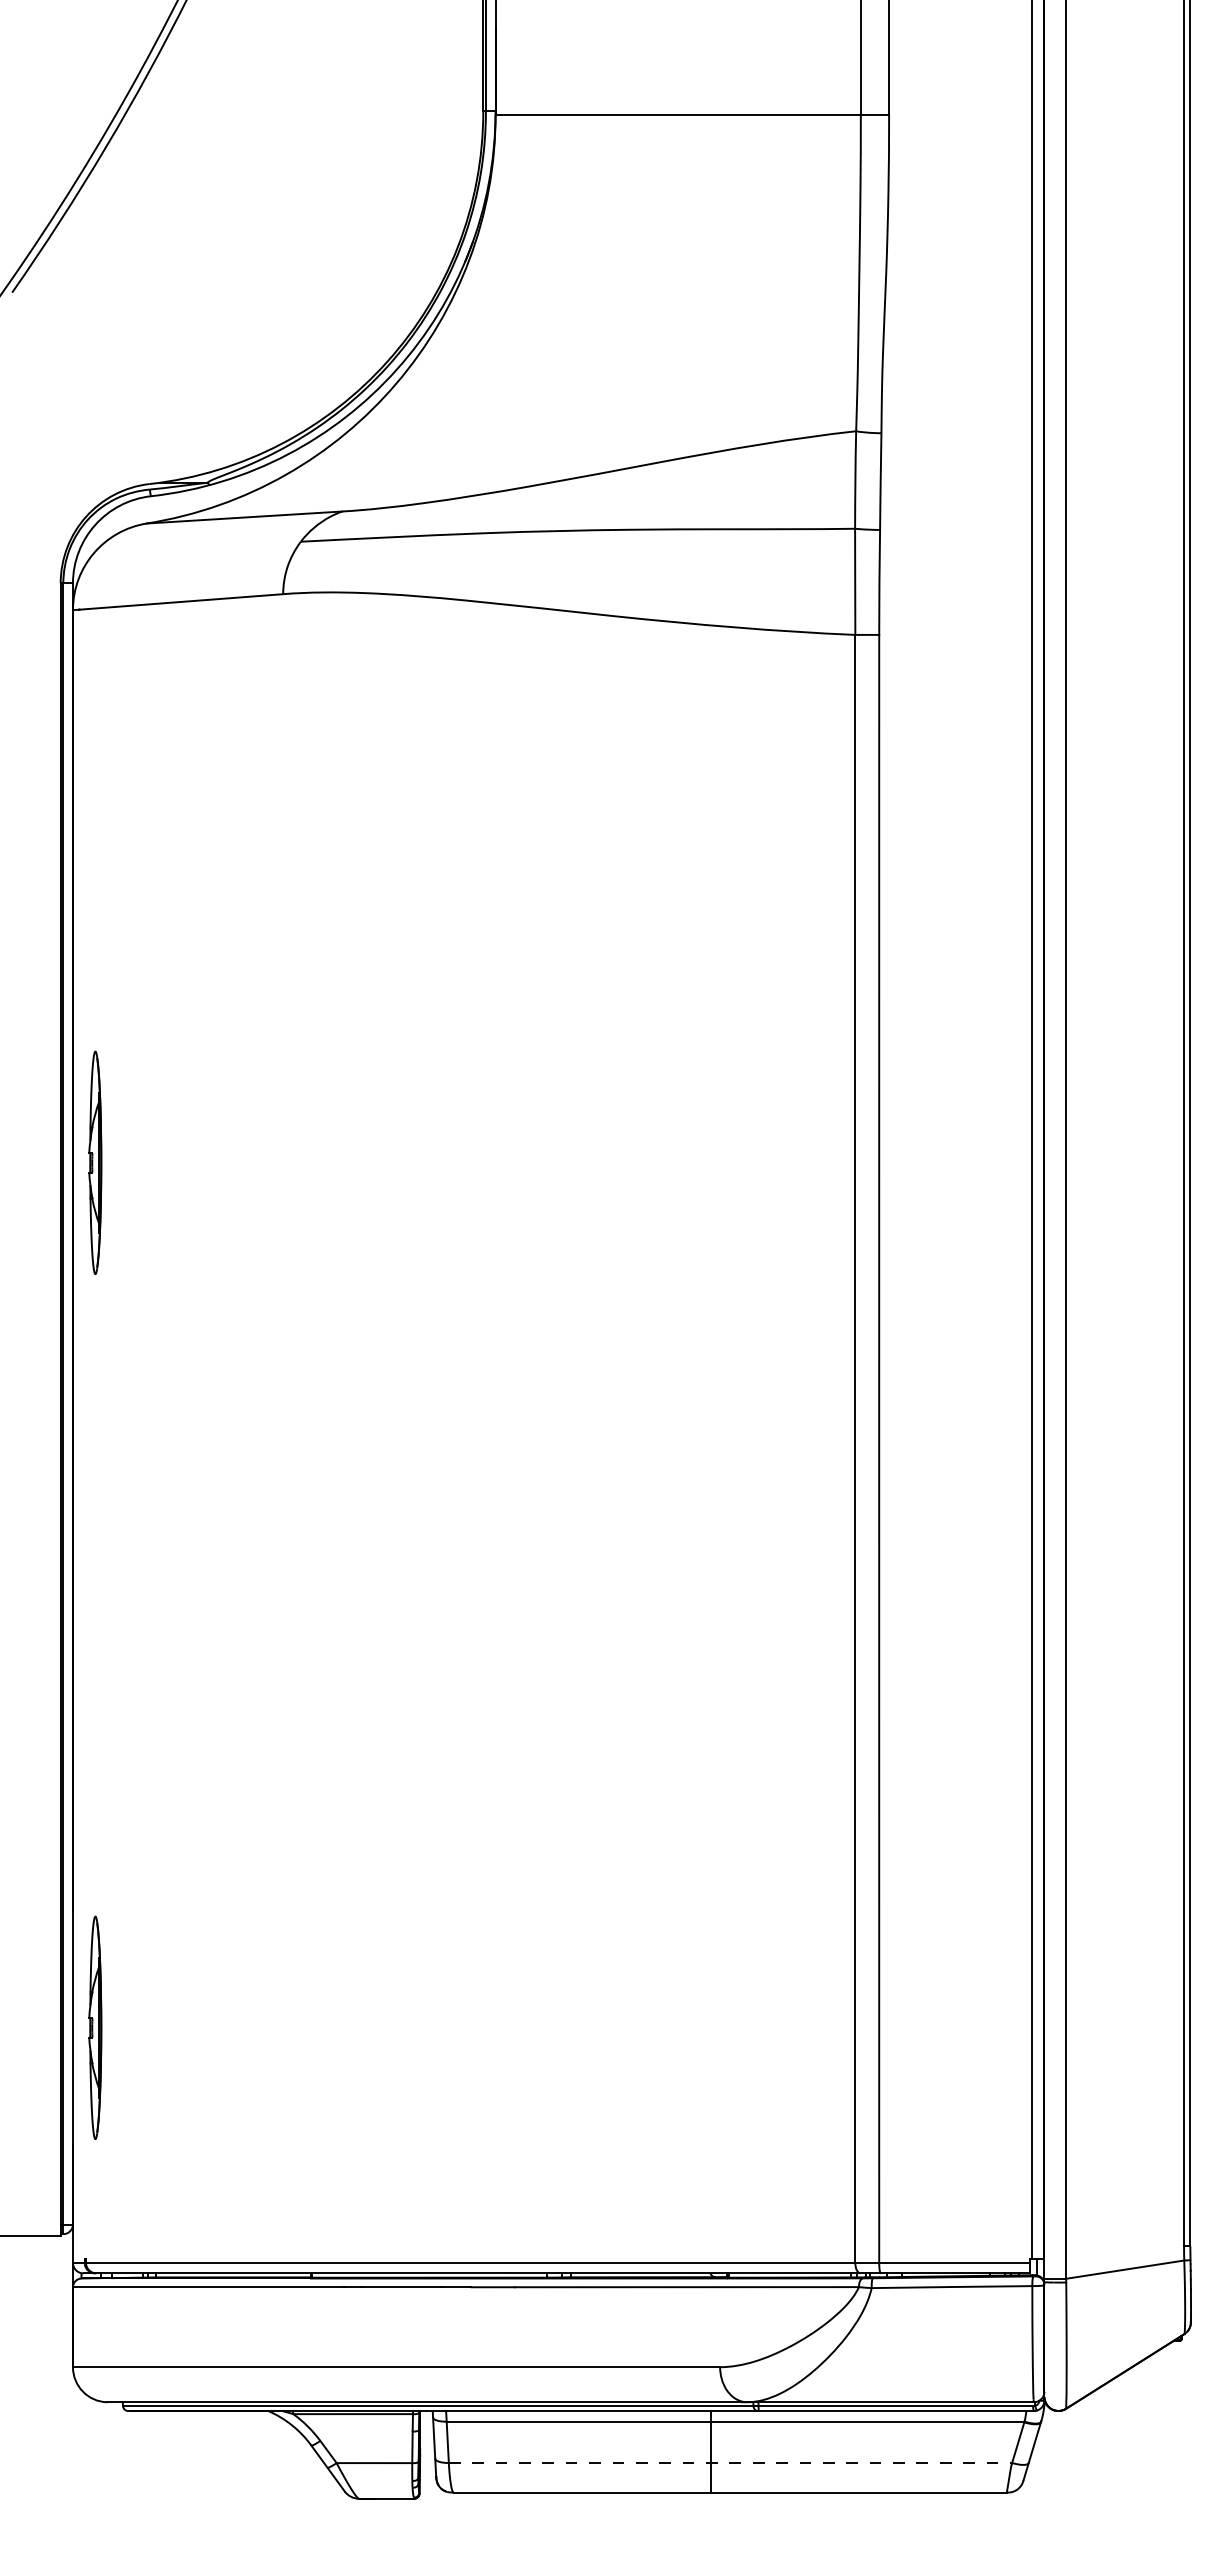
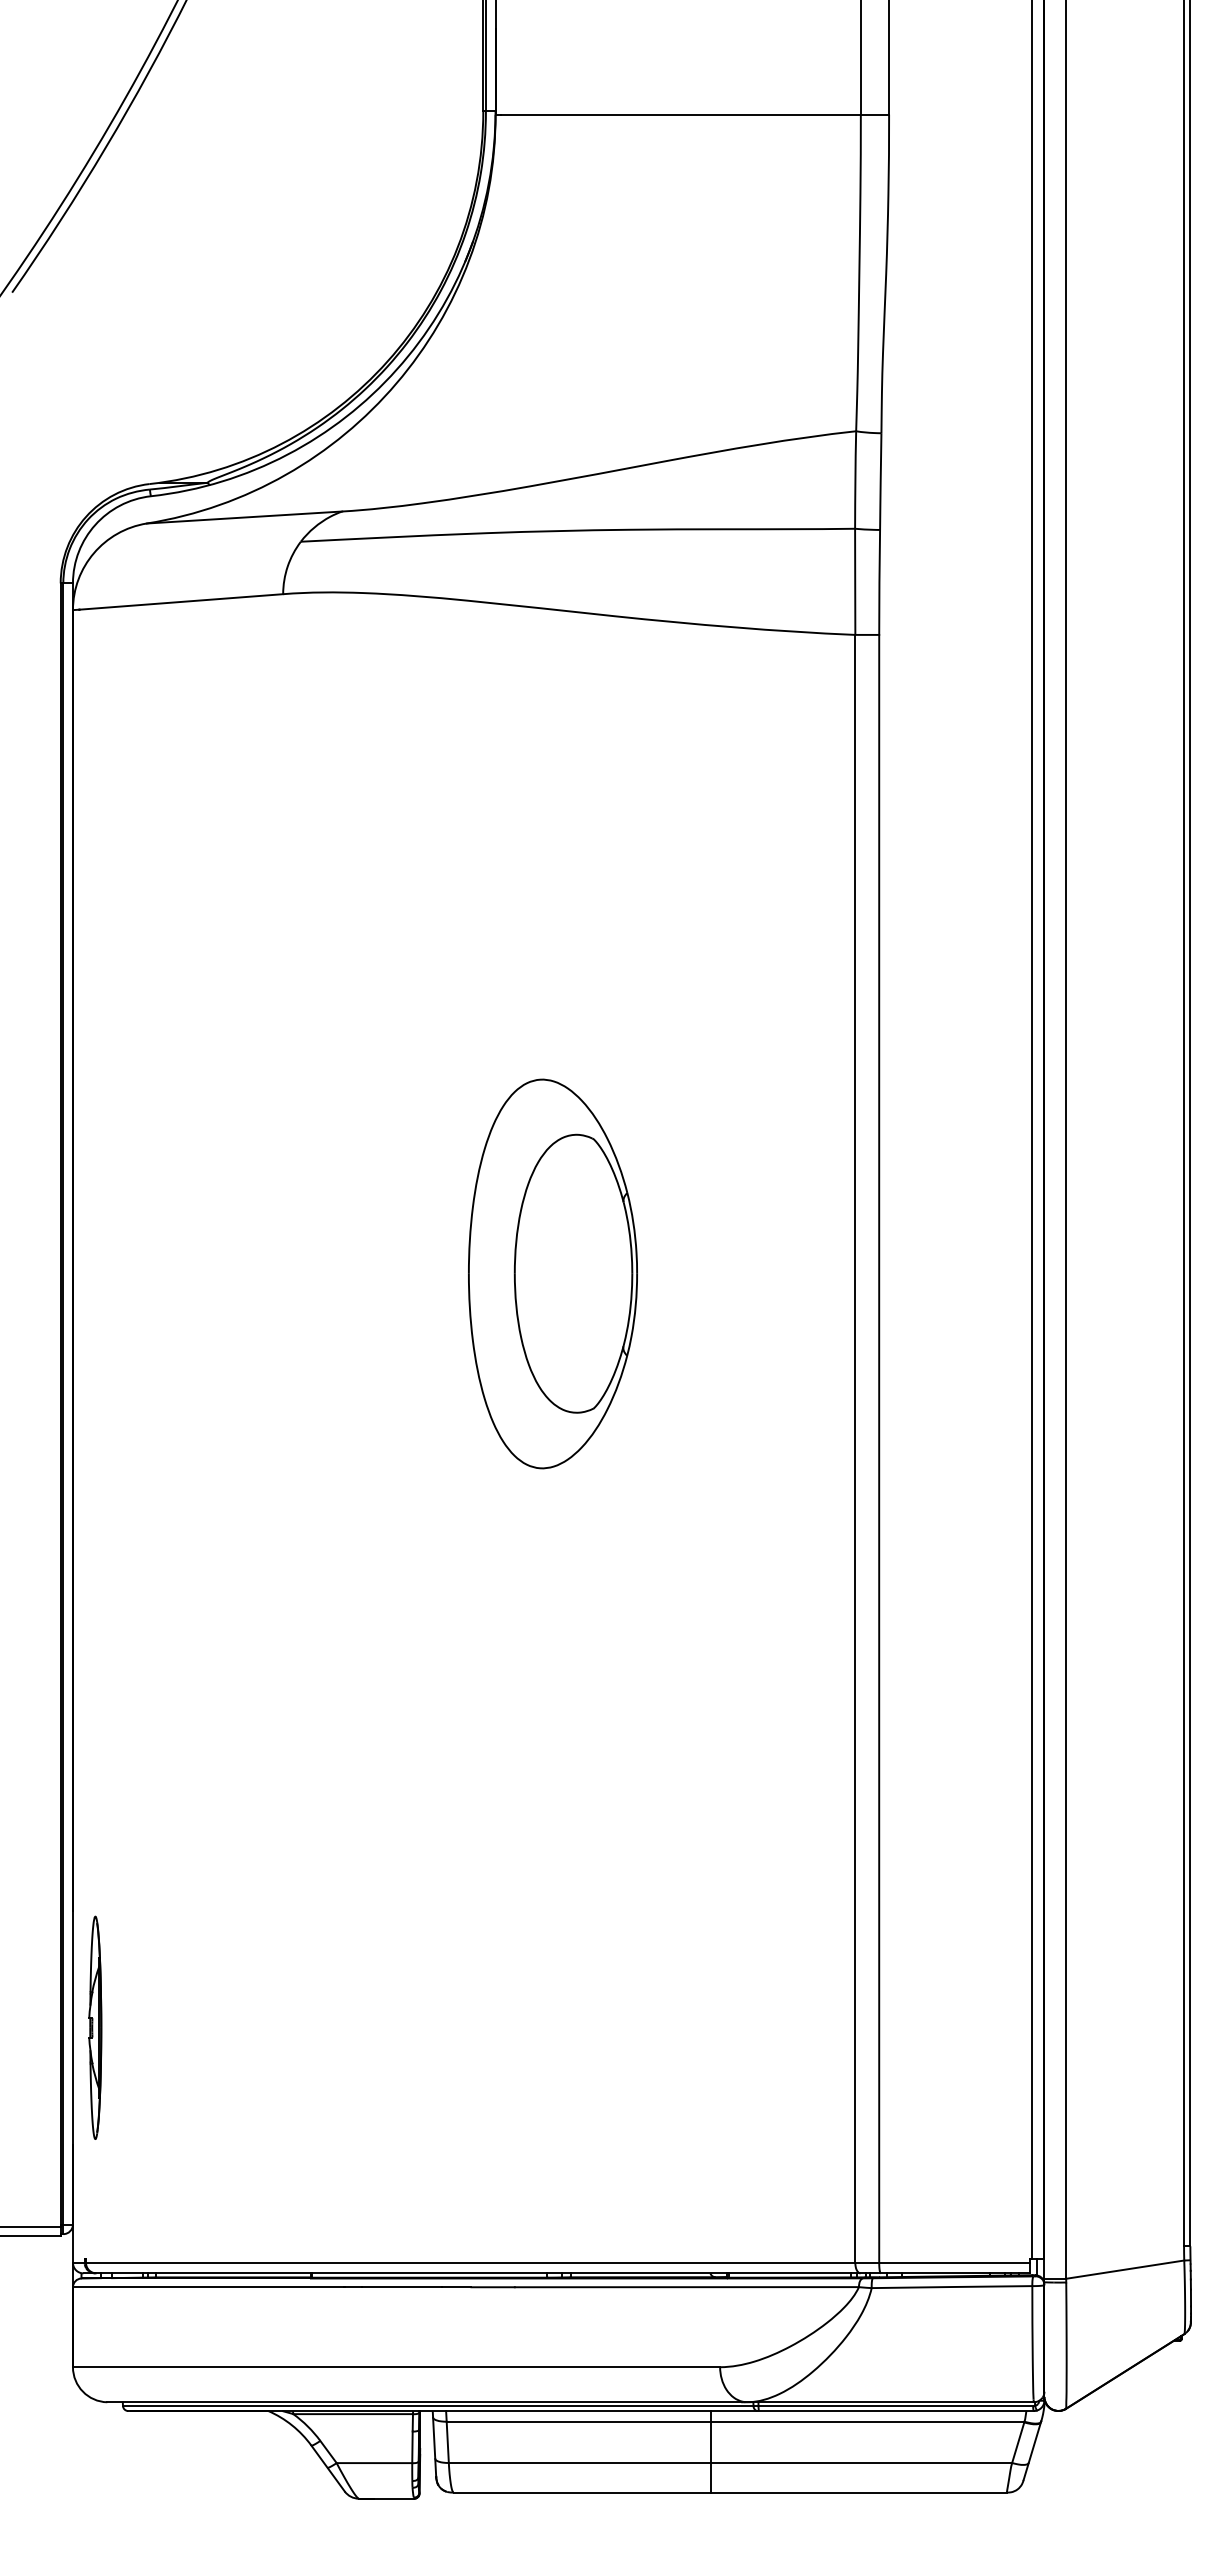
part: present -> none (95, 1162)
part: none -> present (552, 1273)
line: none -> present (31, 2227)
line: dashed -> solid (730, 2463)
